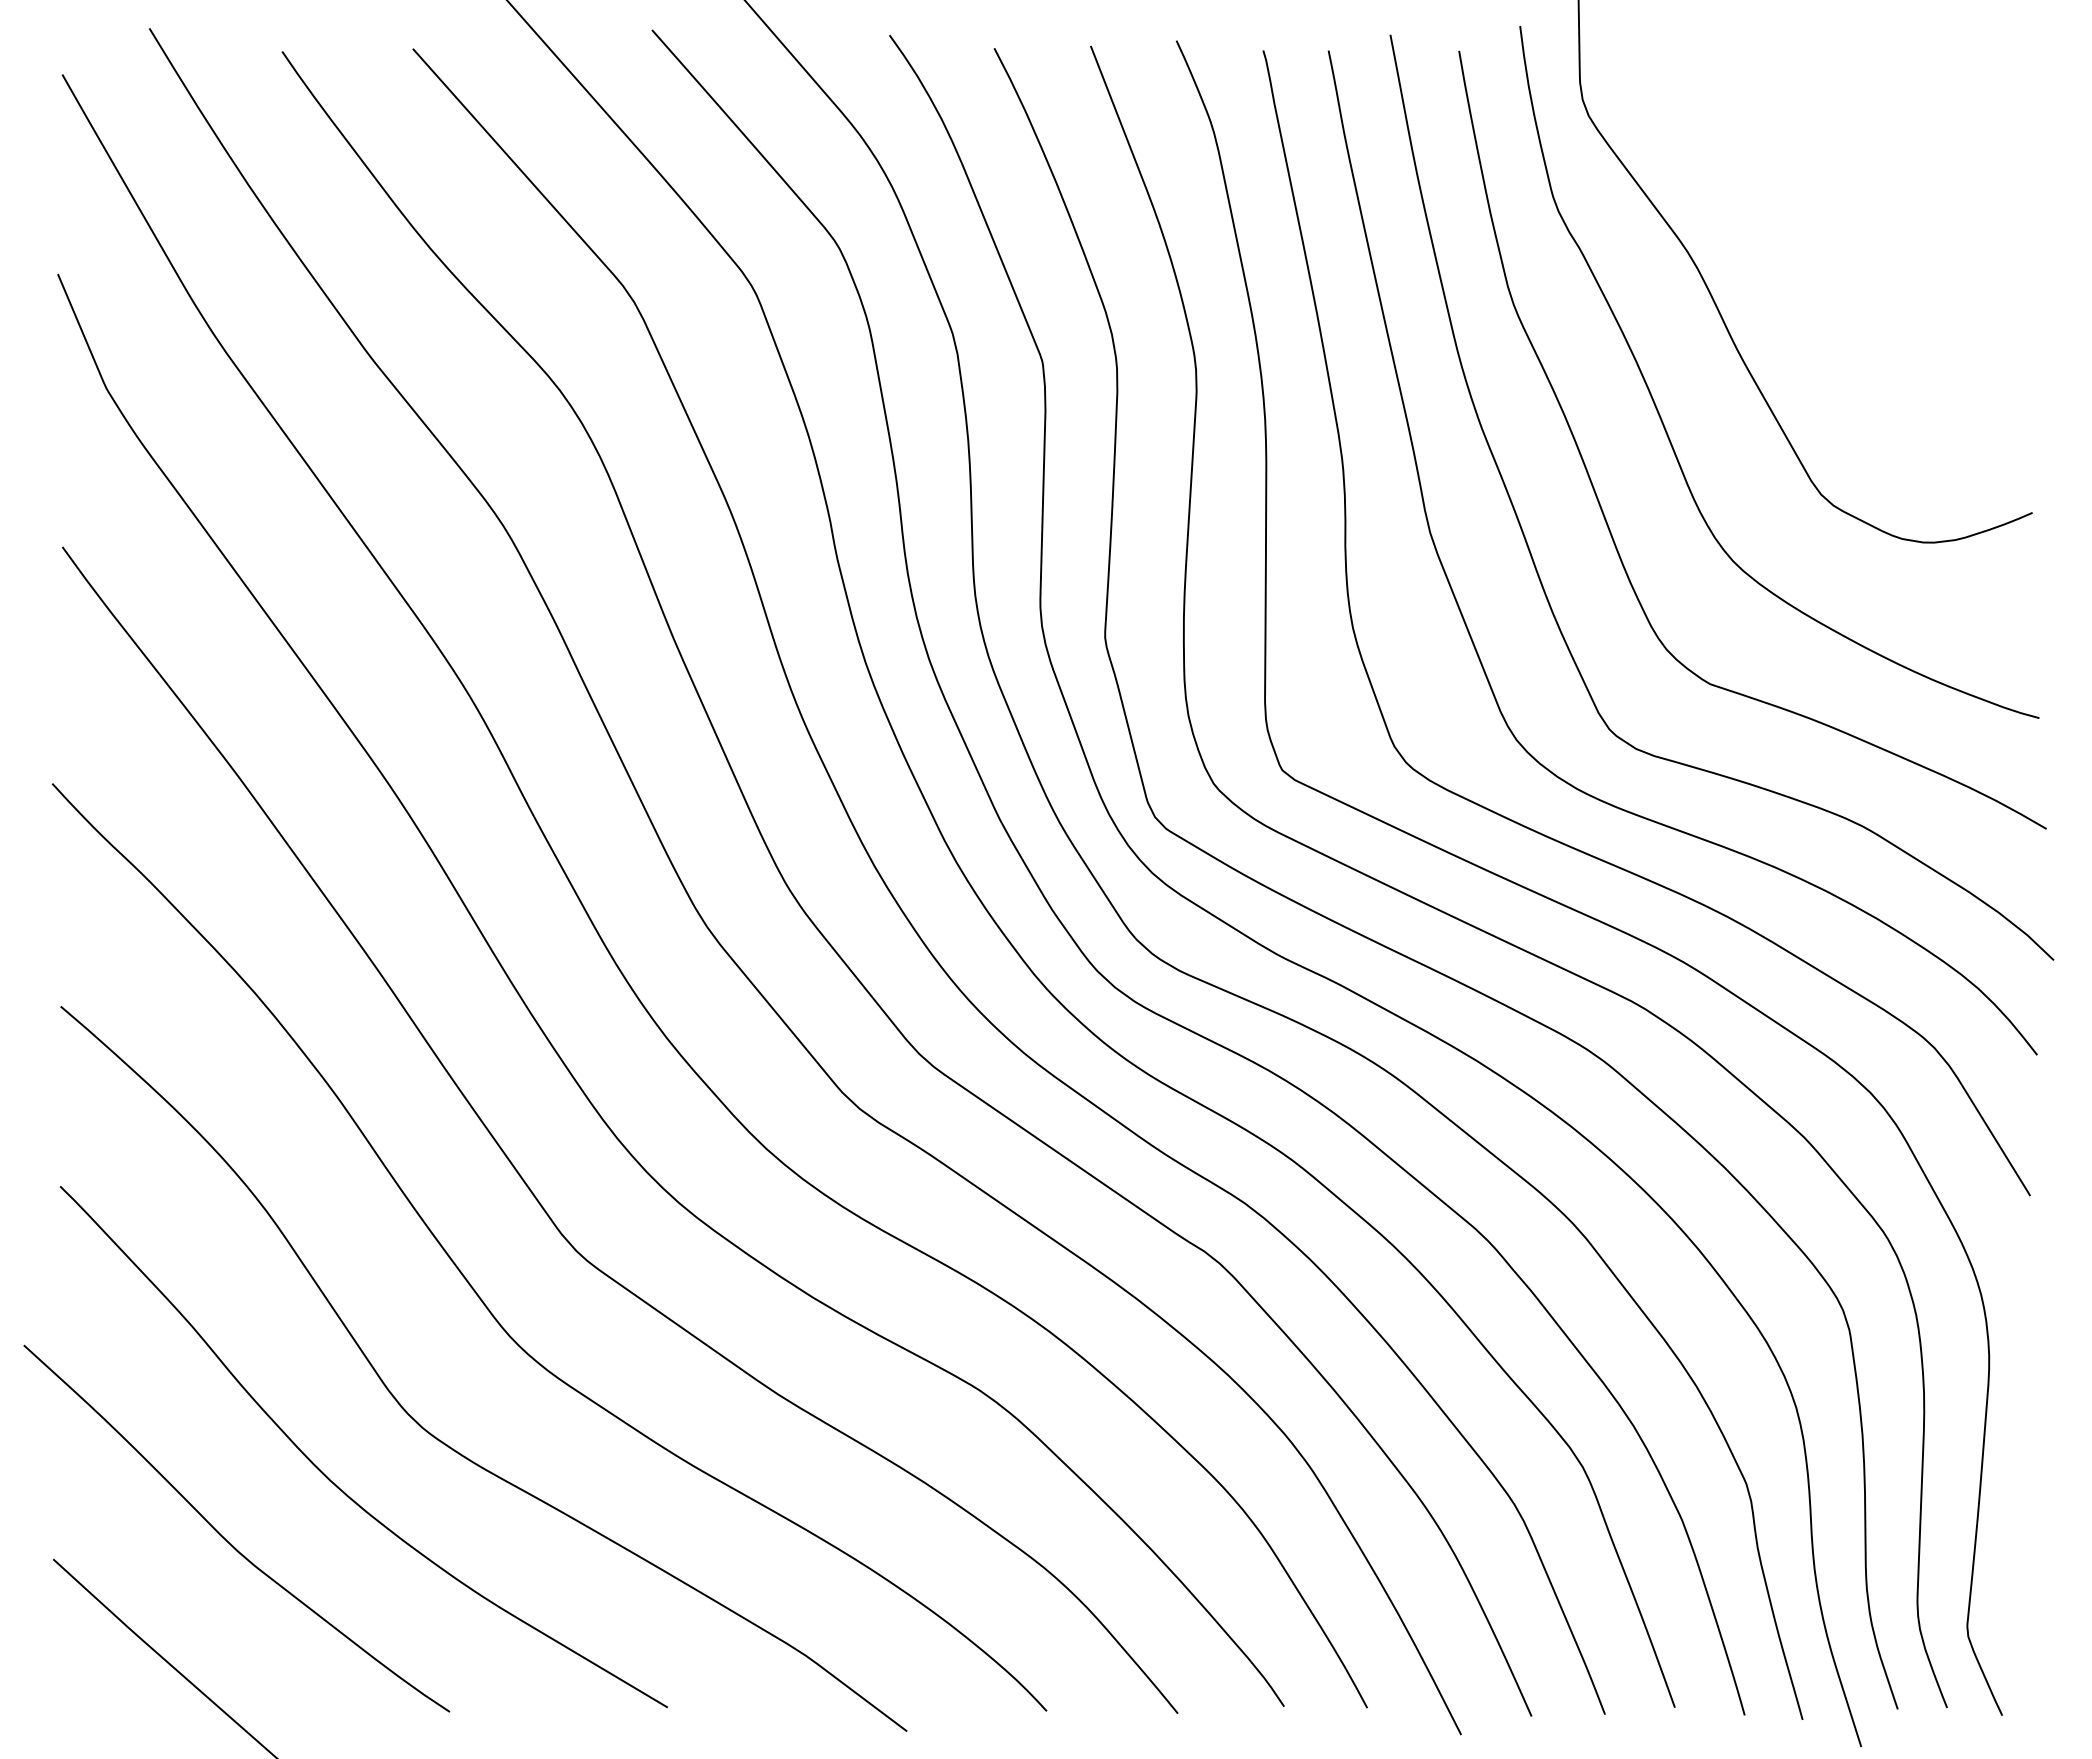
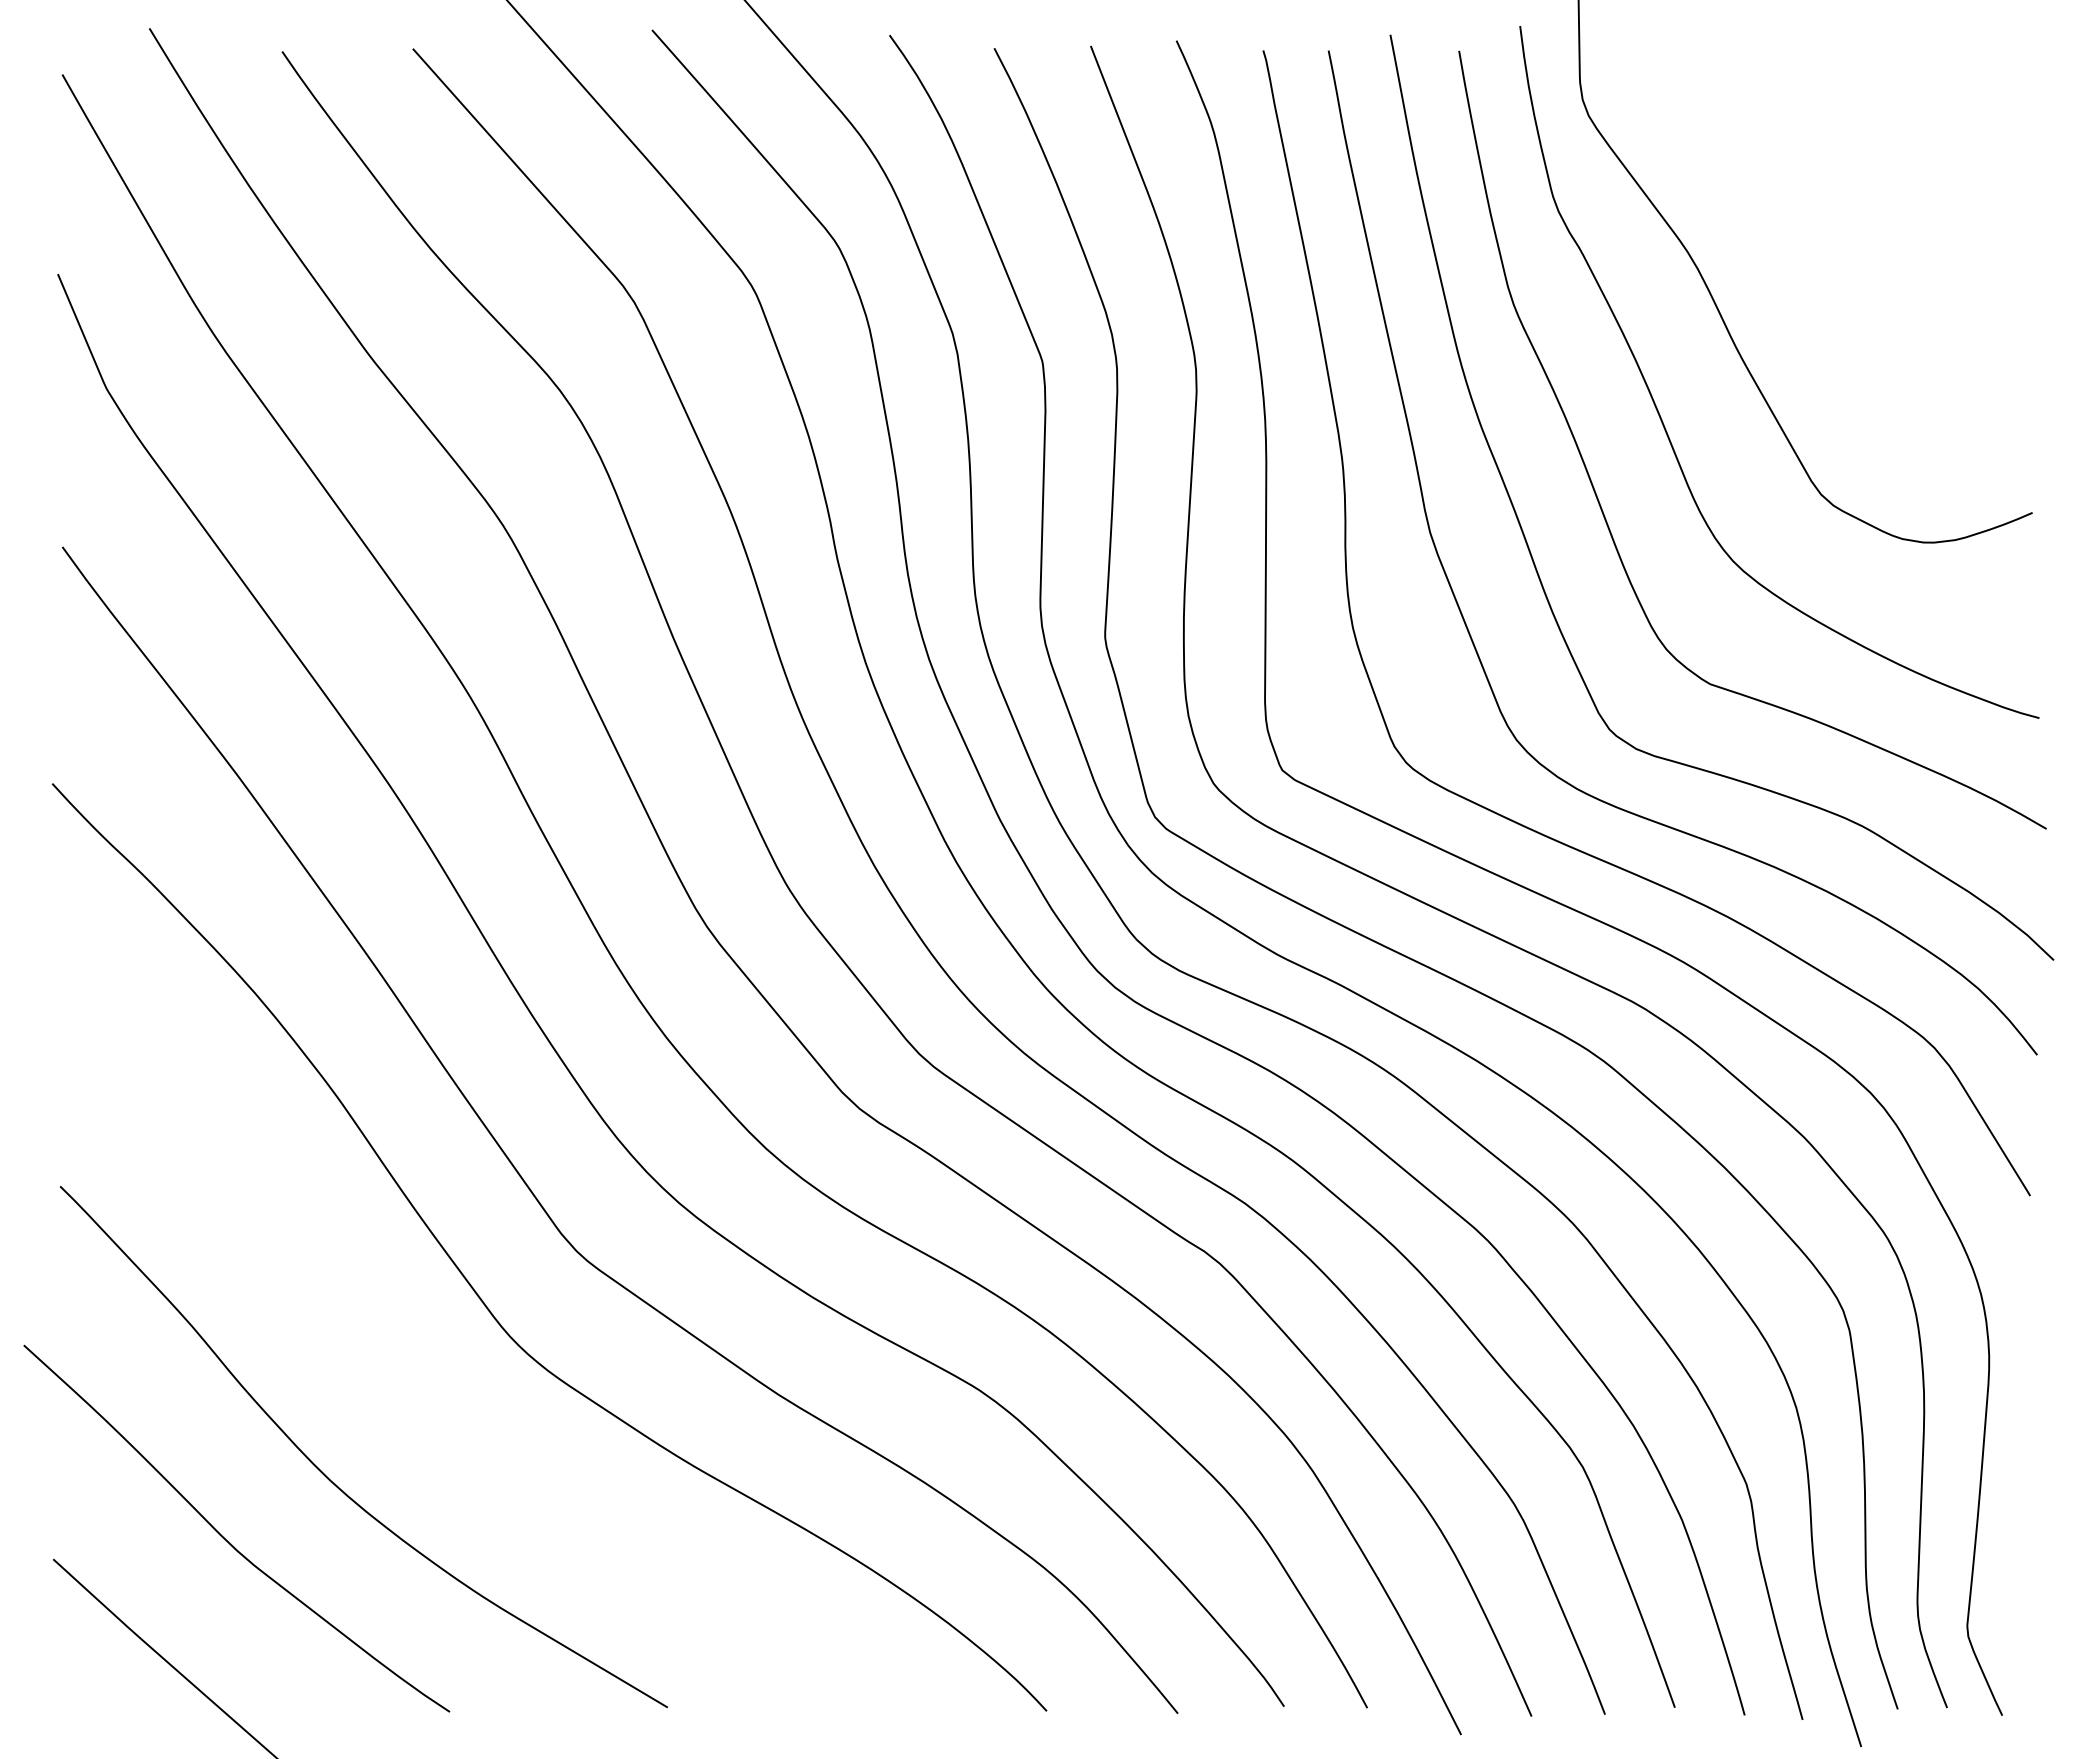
curve: present -> none (434, 1435)
